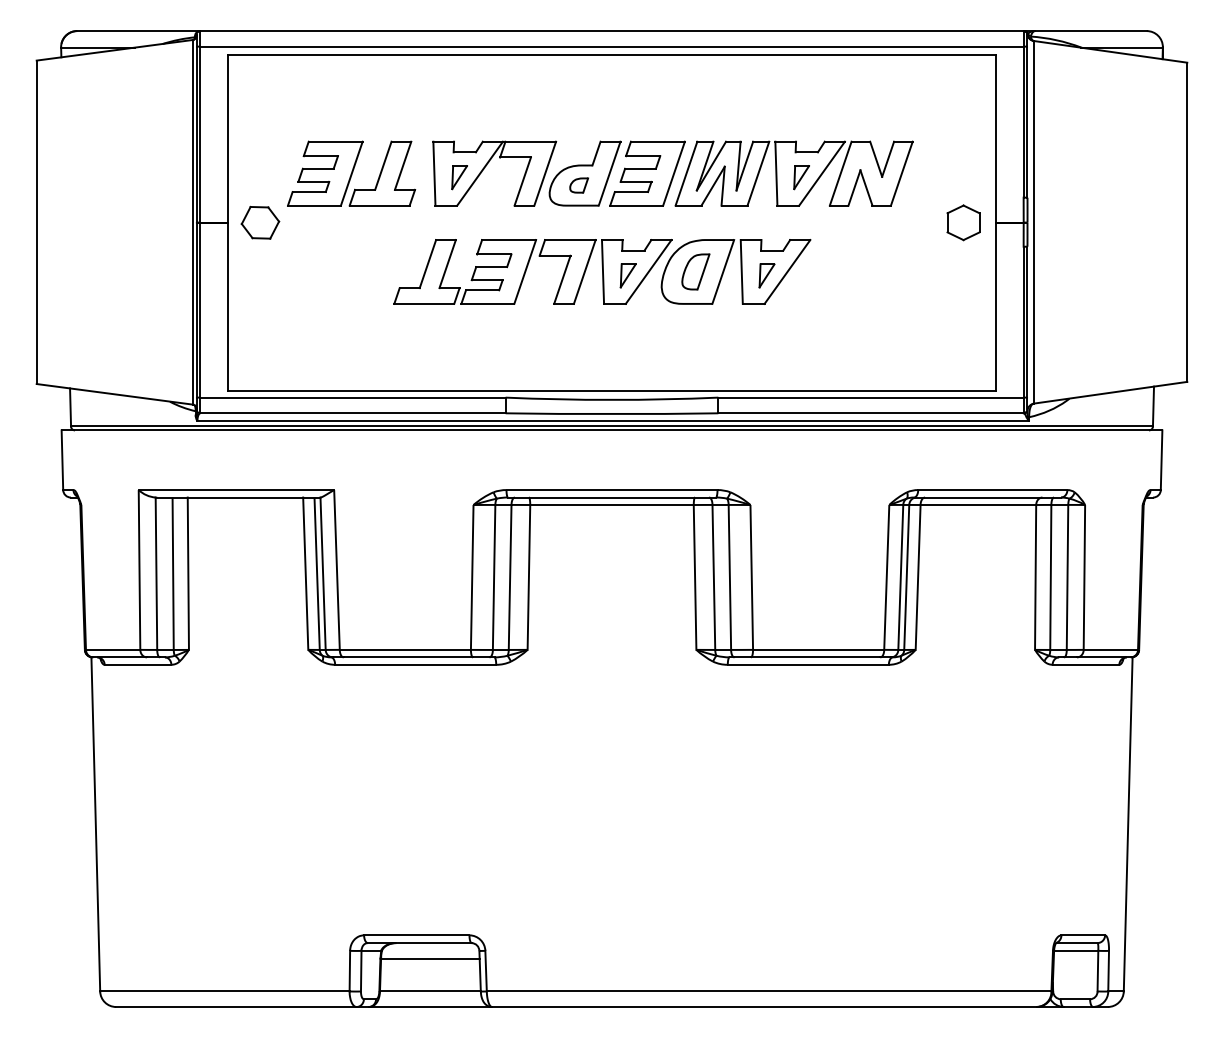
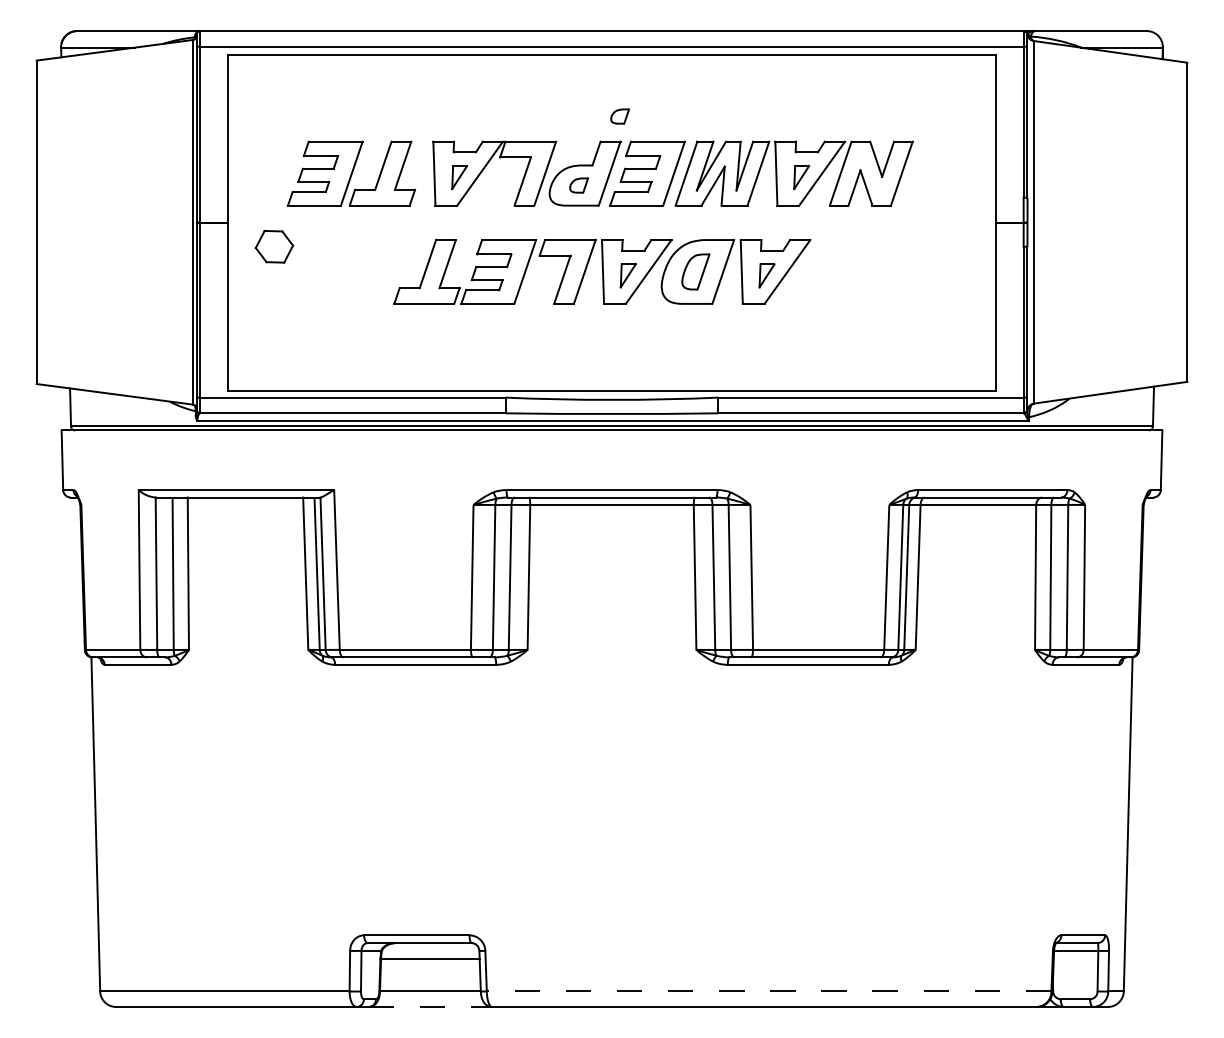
part: none -> present (619, 116)
part position: (260, 222) -> (274, 246) (274, 246)
part: present -> none (963, 222)
line: solid -> dashed (768, 991)
line: solid -> dashed (430, 1007)
